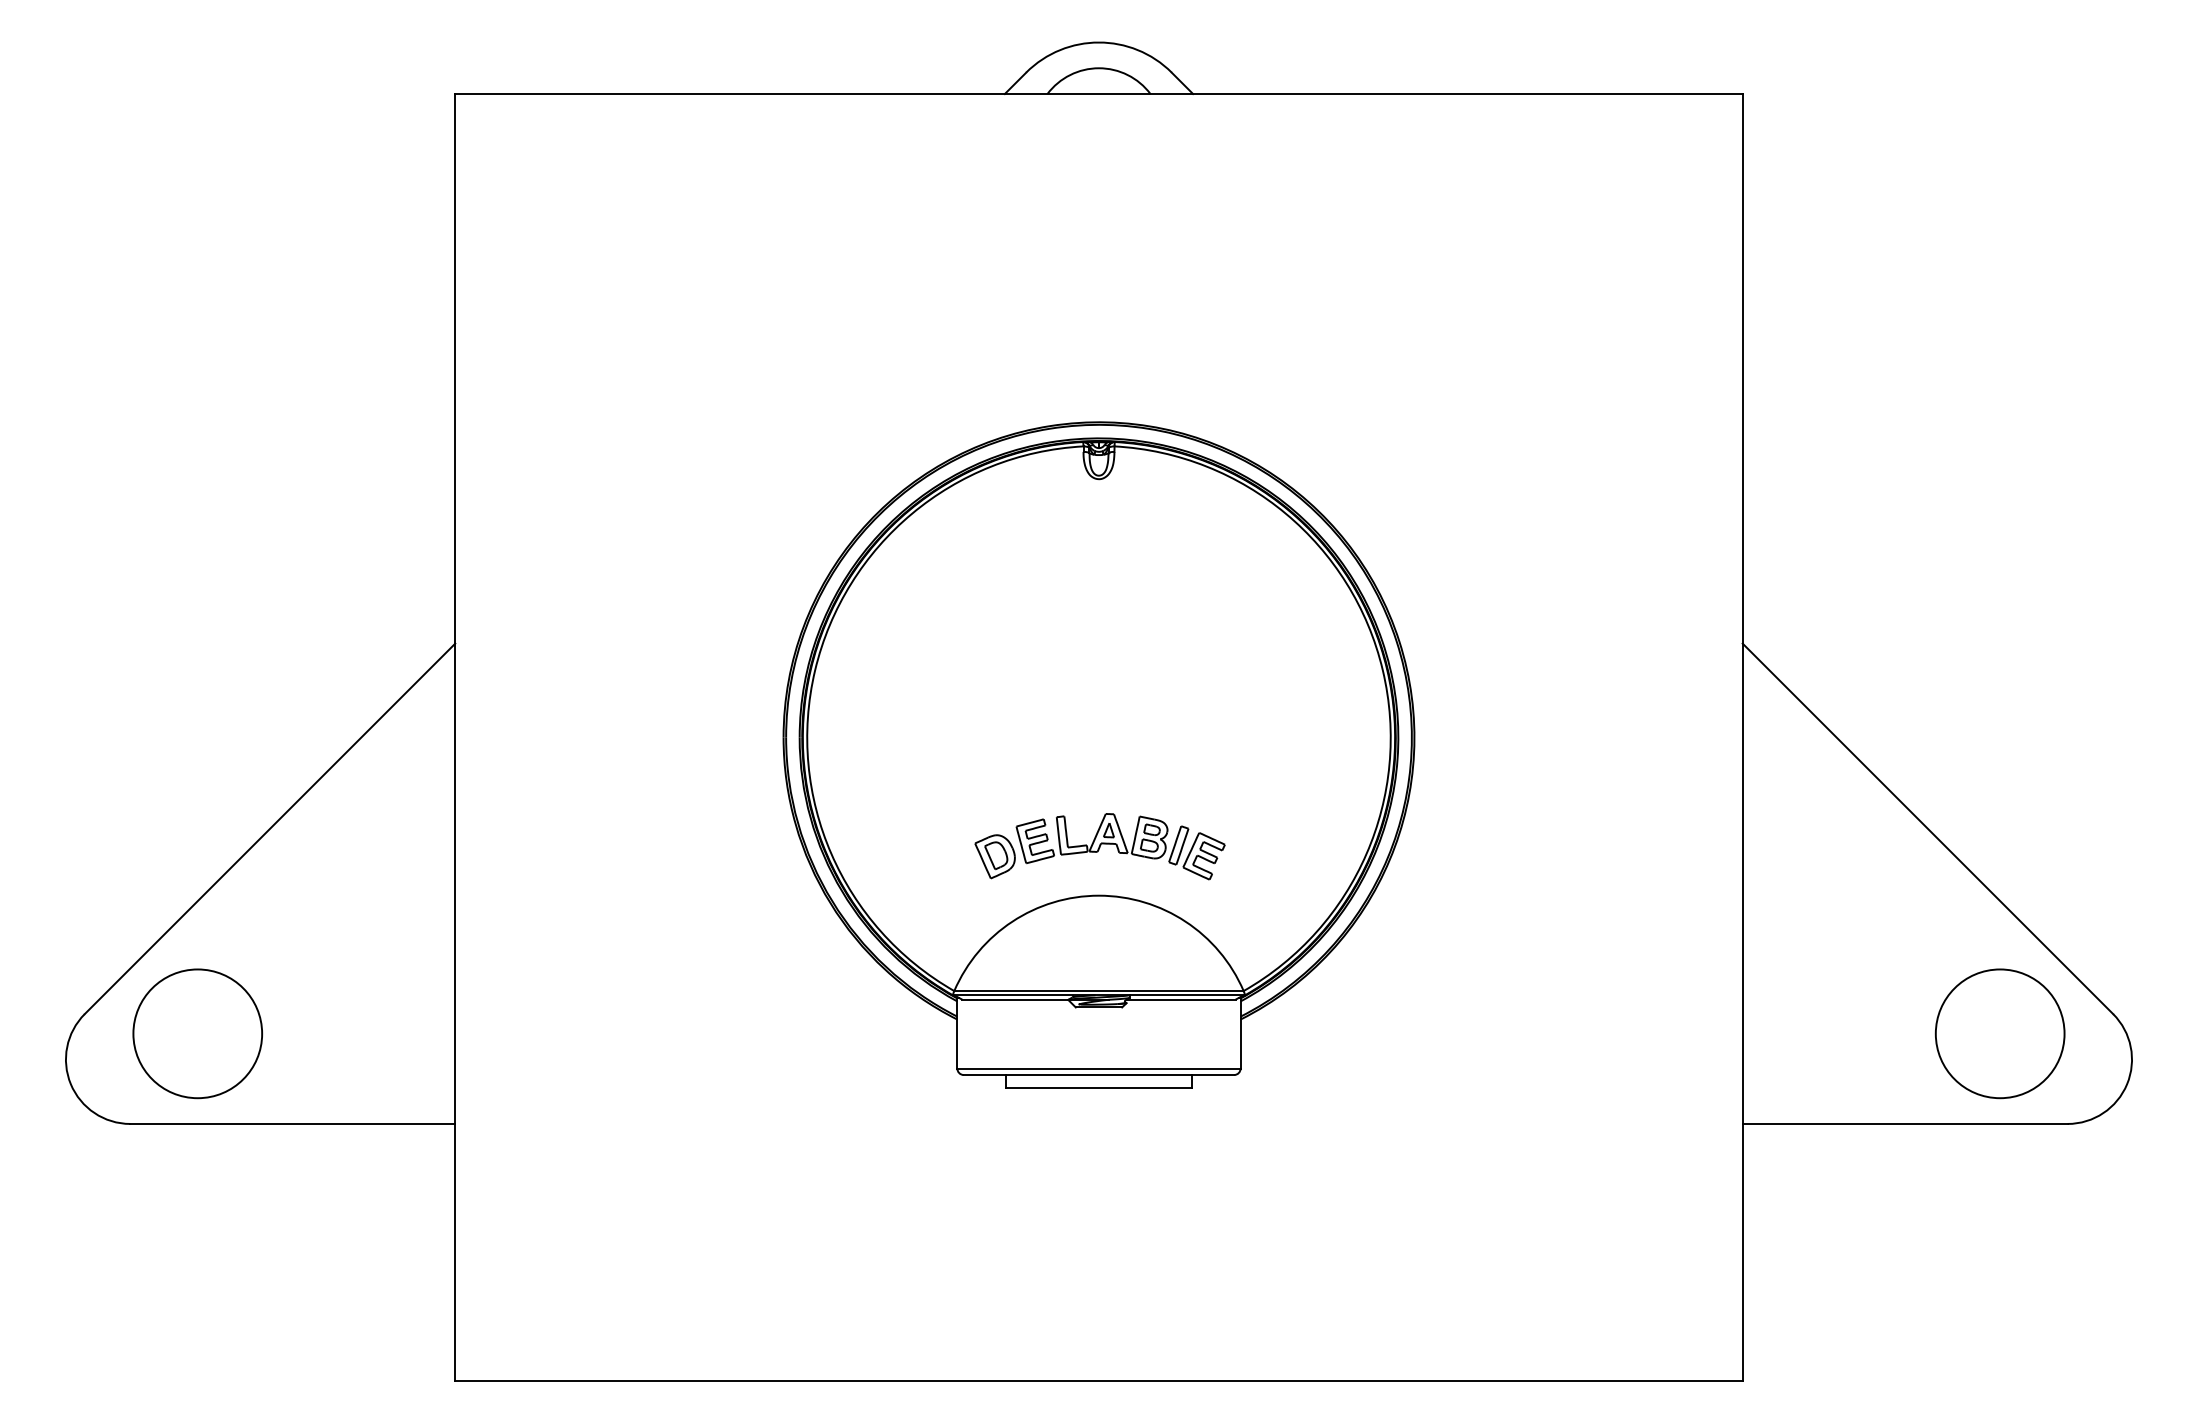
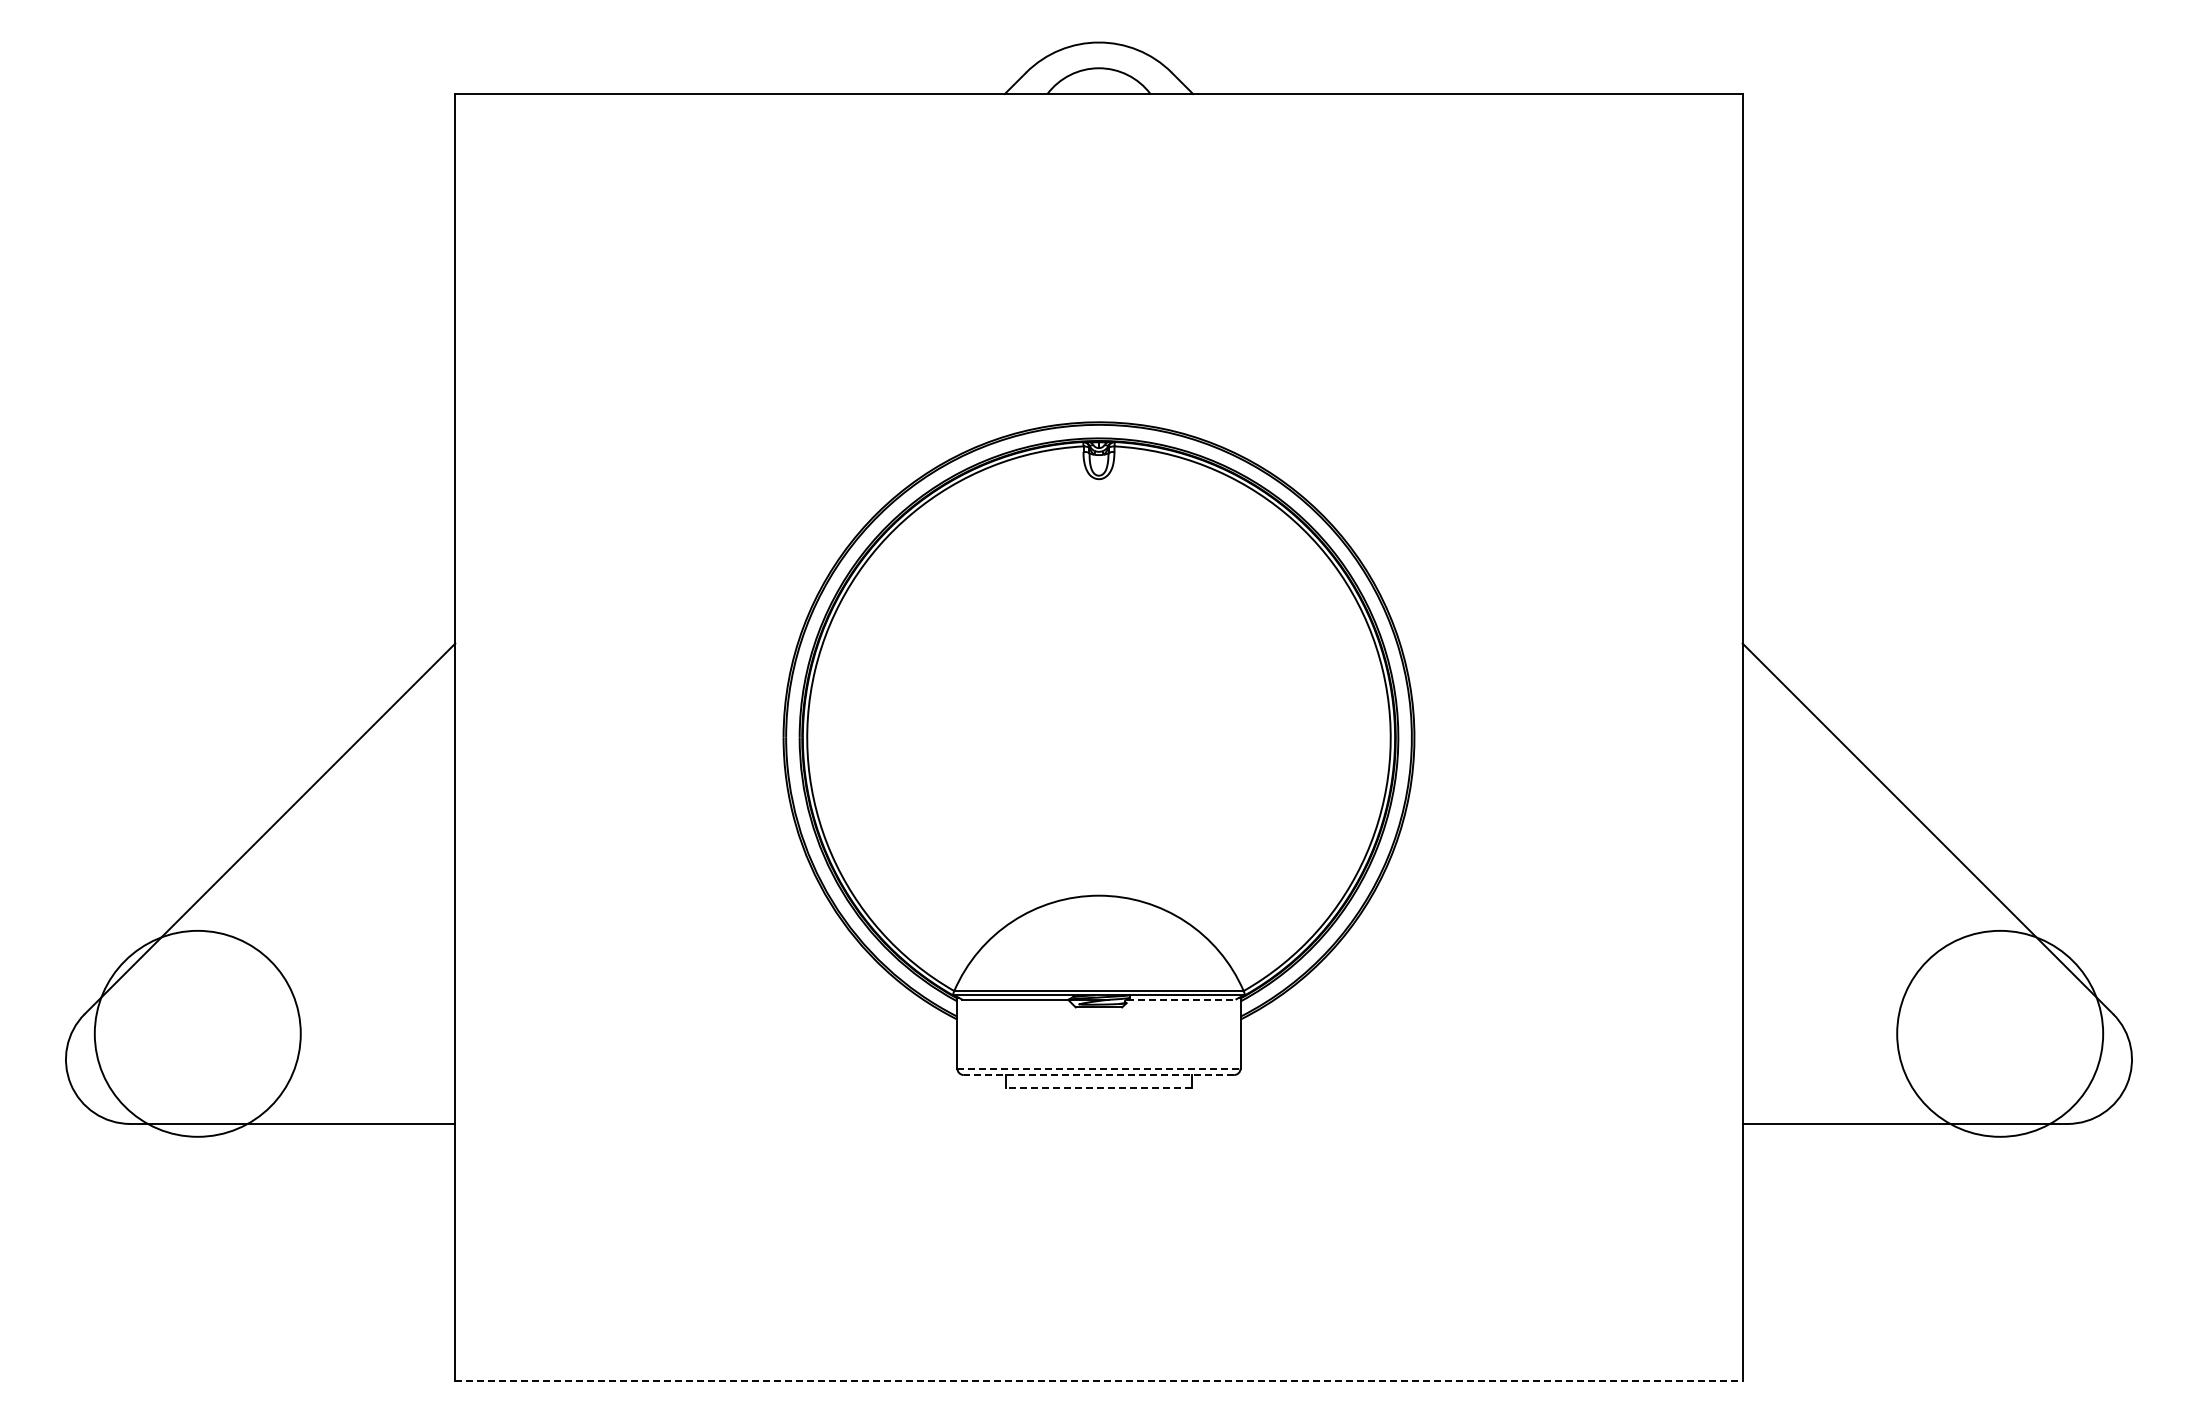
part: present -> none (1099, 846)
line: solid -> dashed (1181, 999)
circle diameter: 129 px -> 206 px (197, 1033)
circle diameter: 129 px -> 206 px (2000, 1033)
line: solid -> dashed (1098, 1068)
line: solid -> dashed (1098, 1075)
line: solid -> dashed (1098, 1087)
line: solid -> dashed (1098, 1381)
